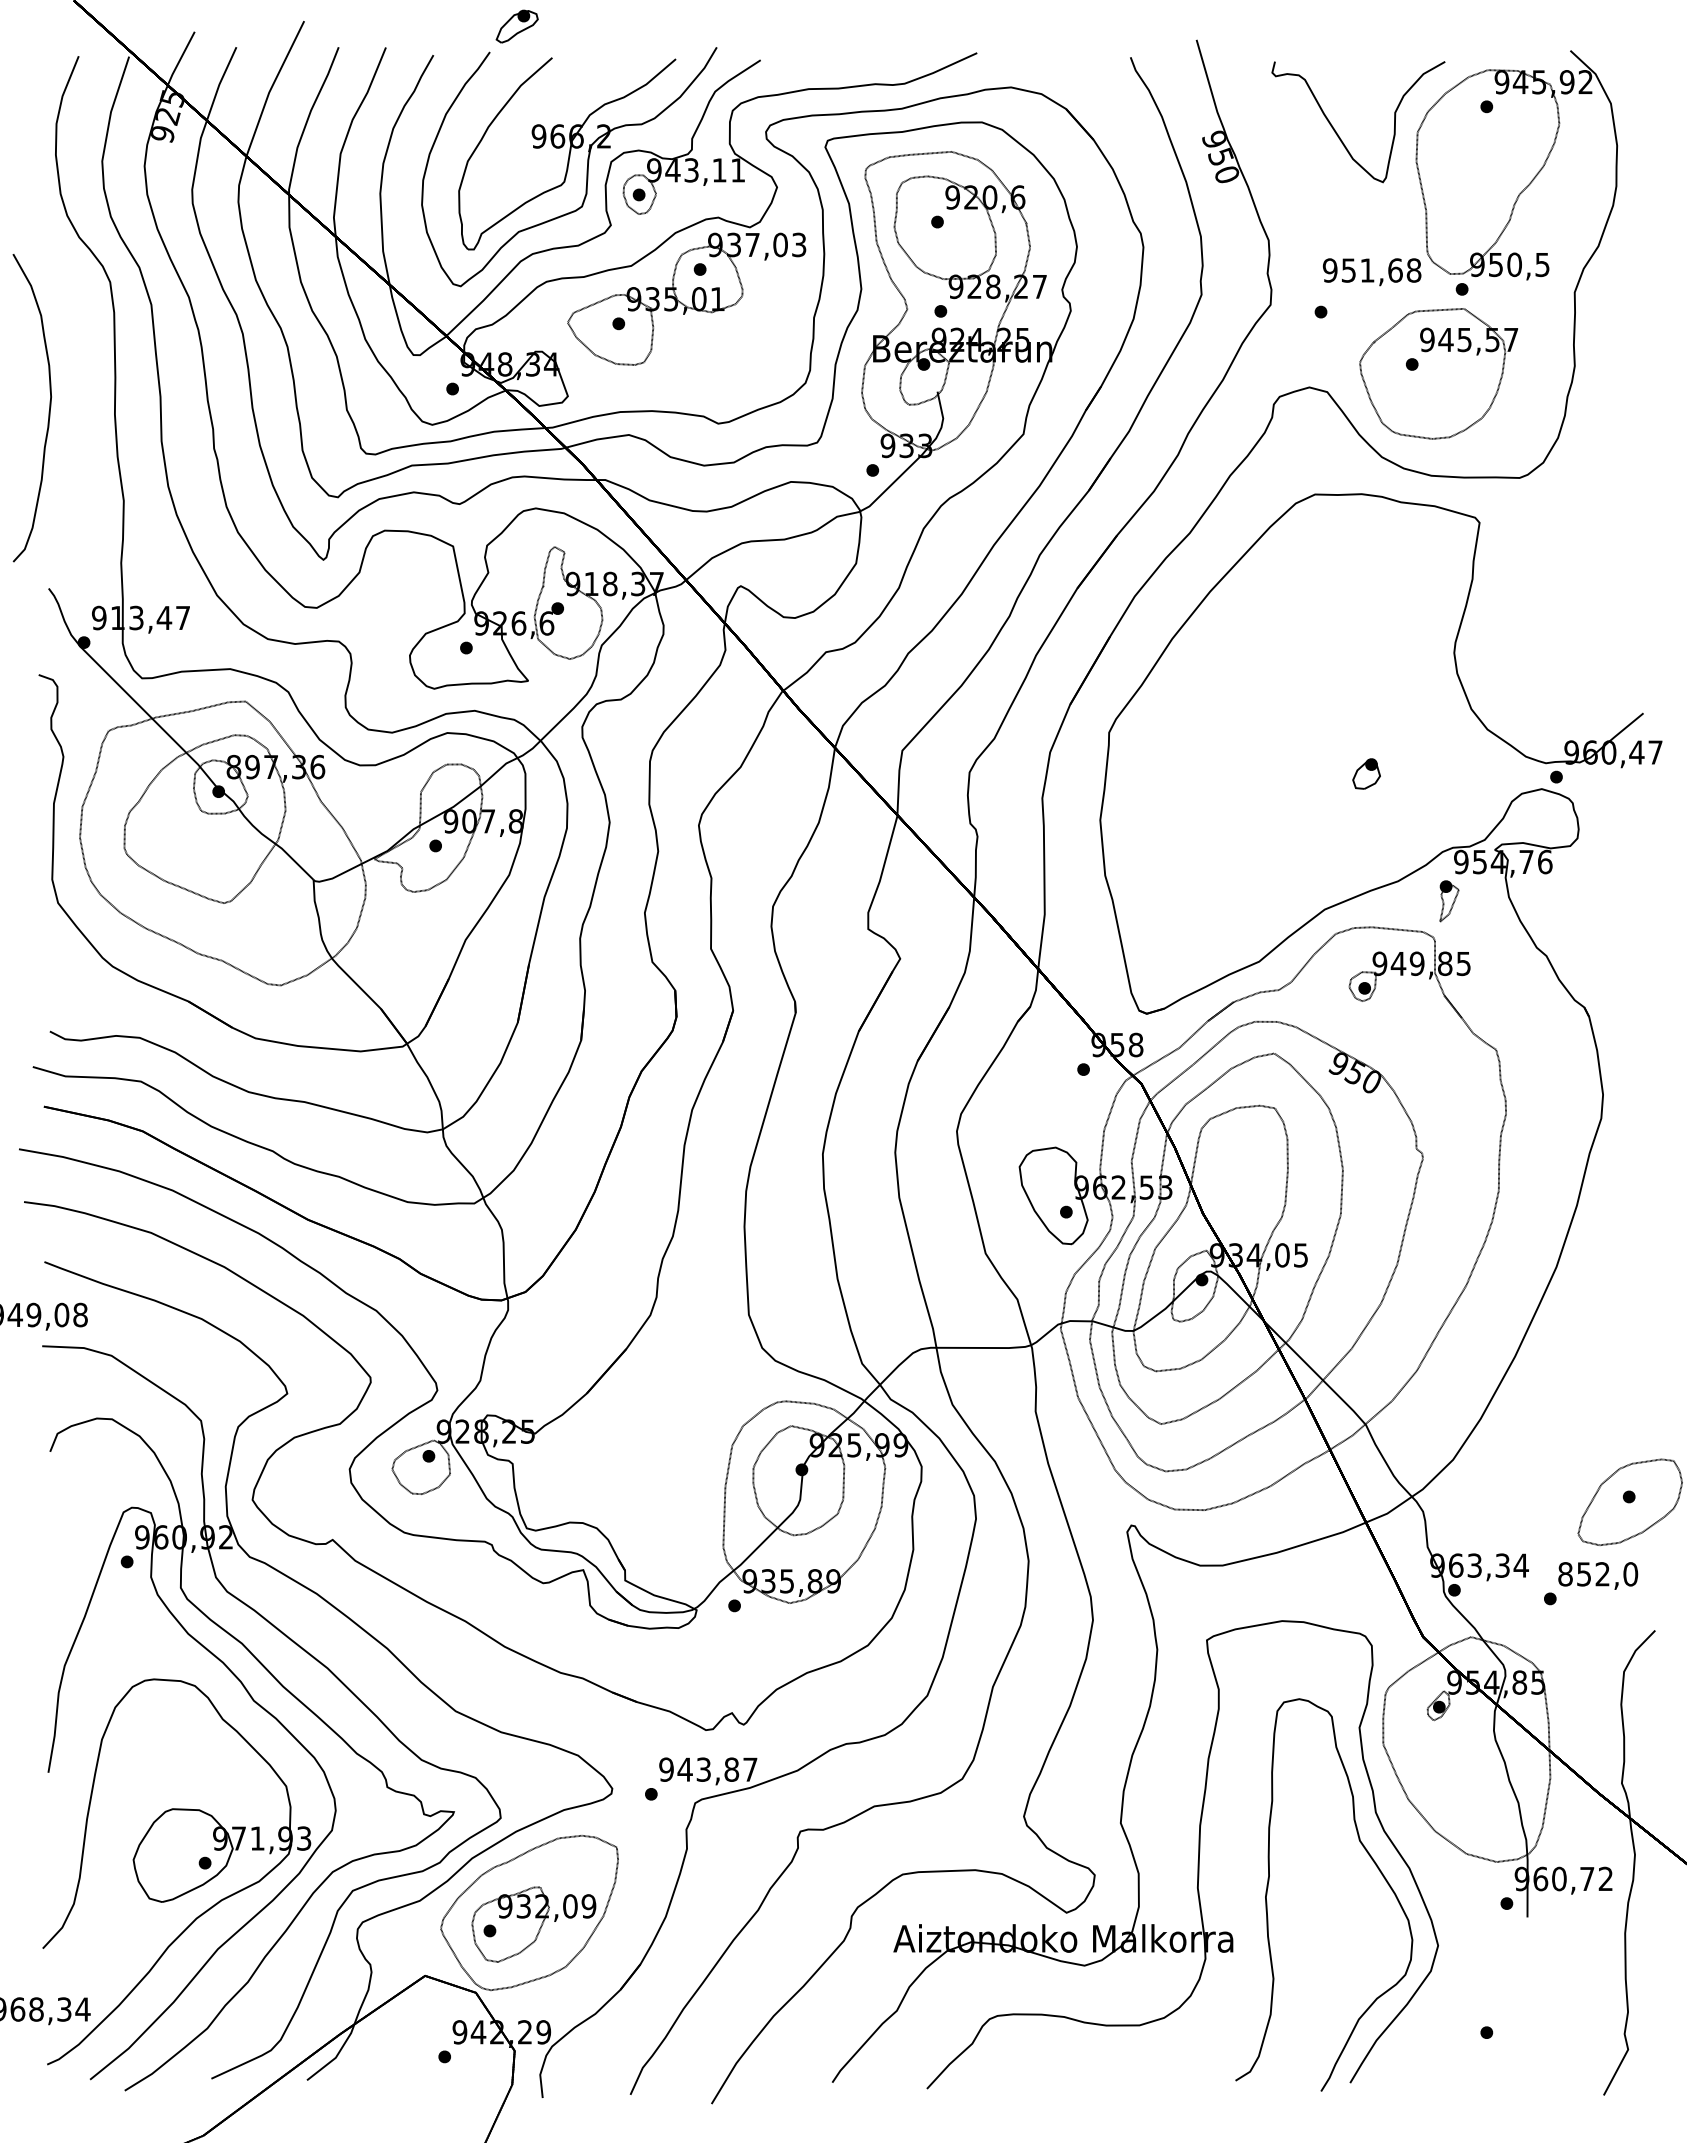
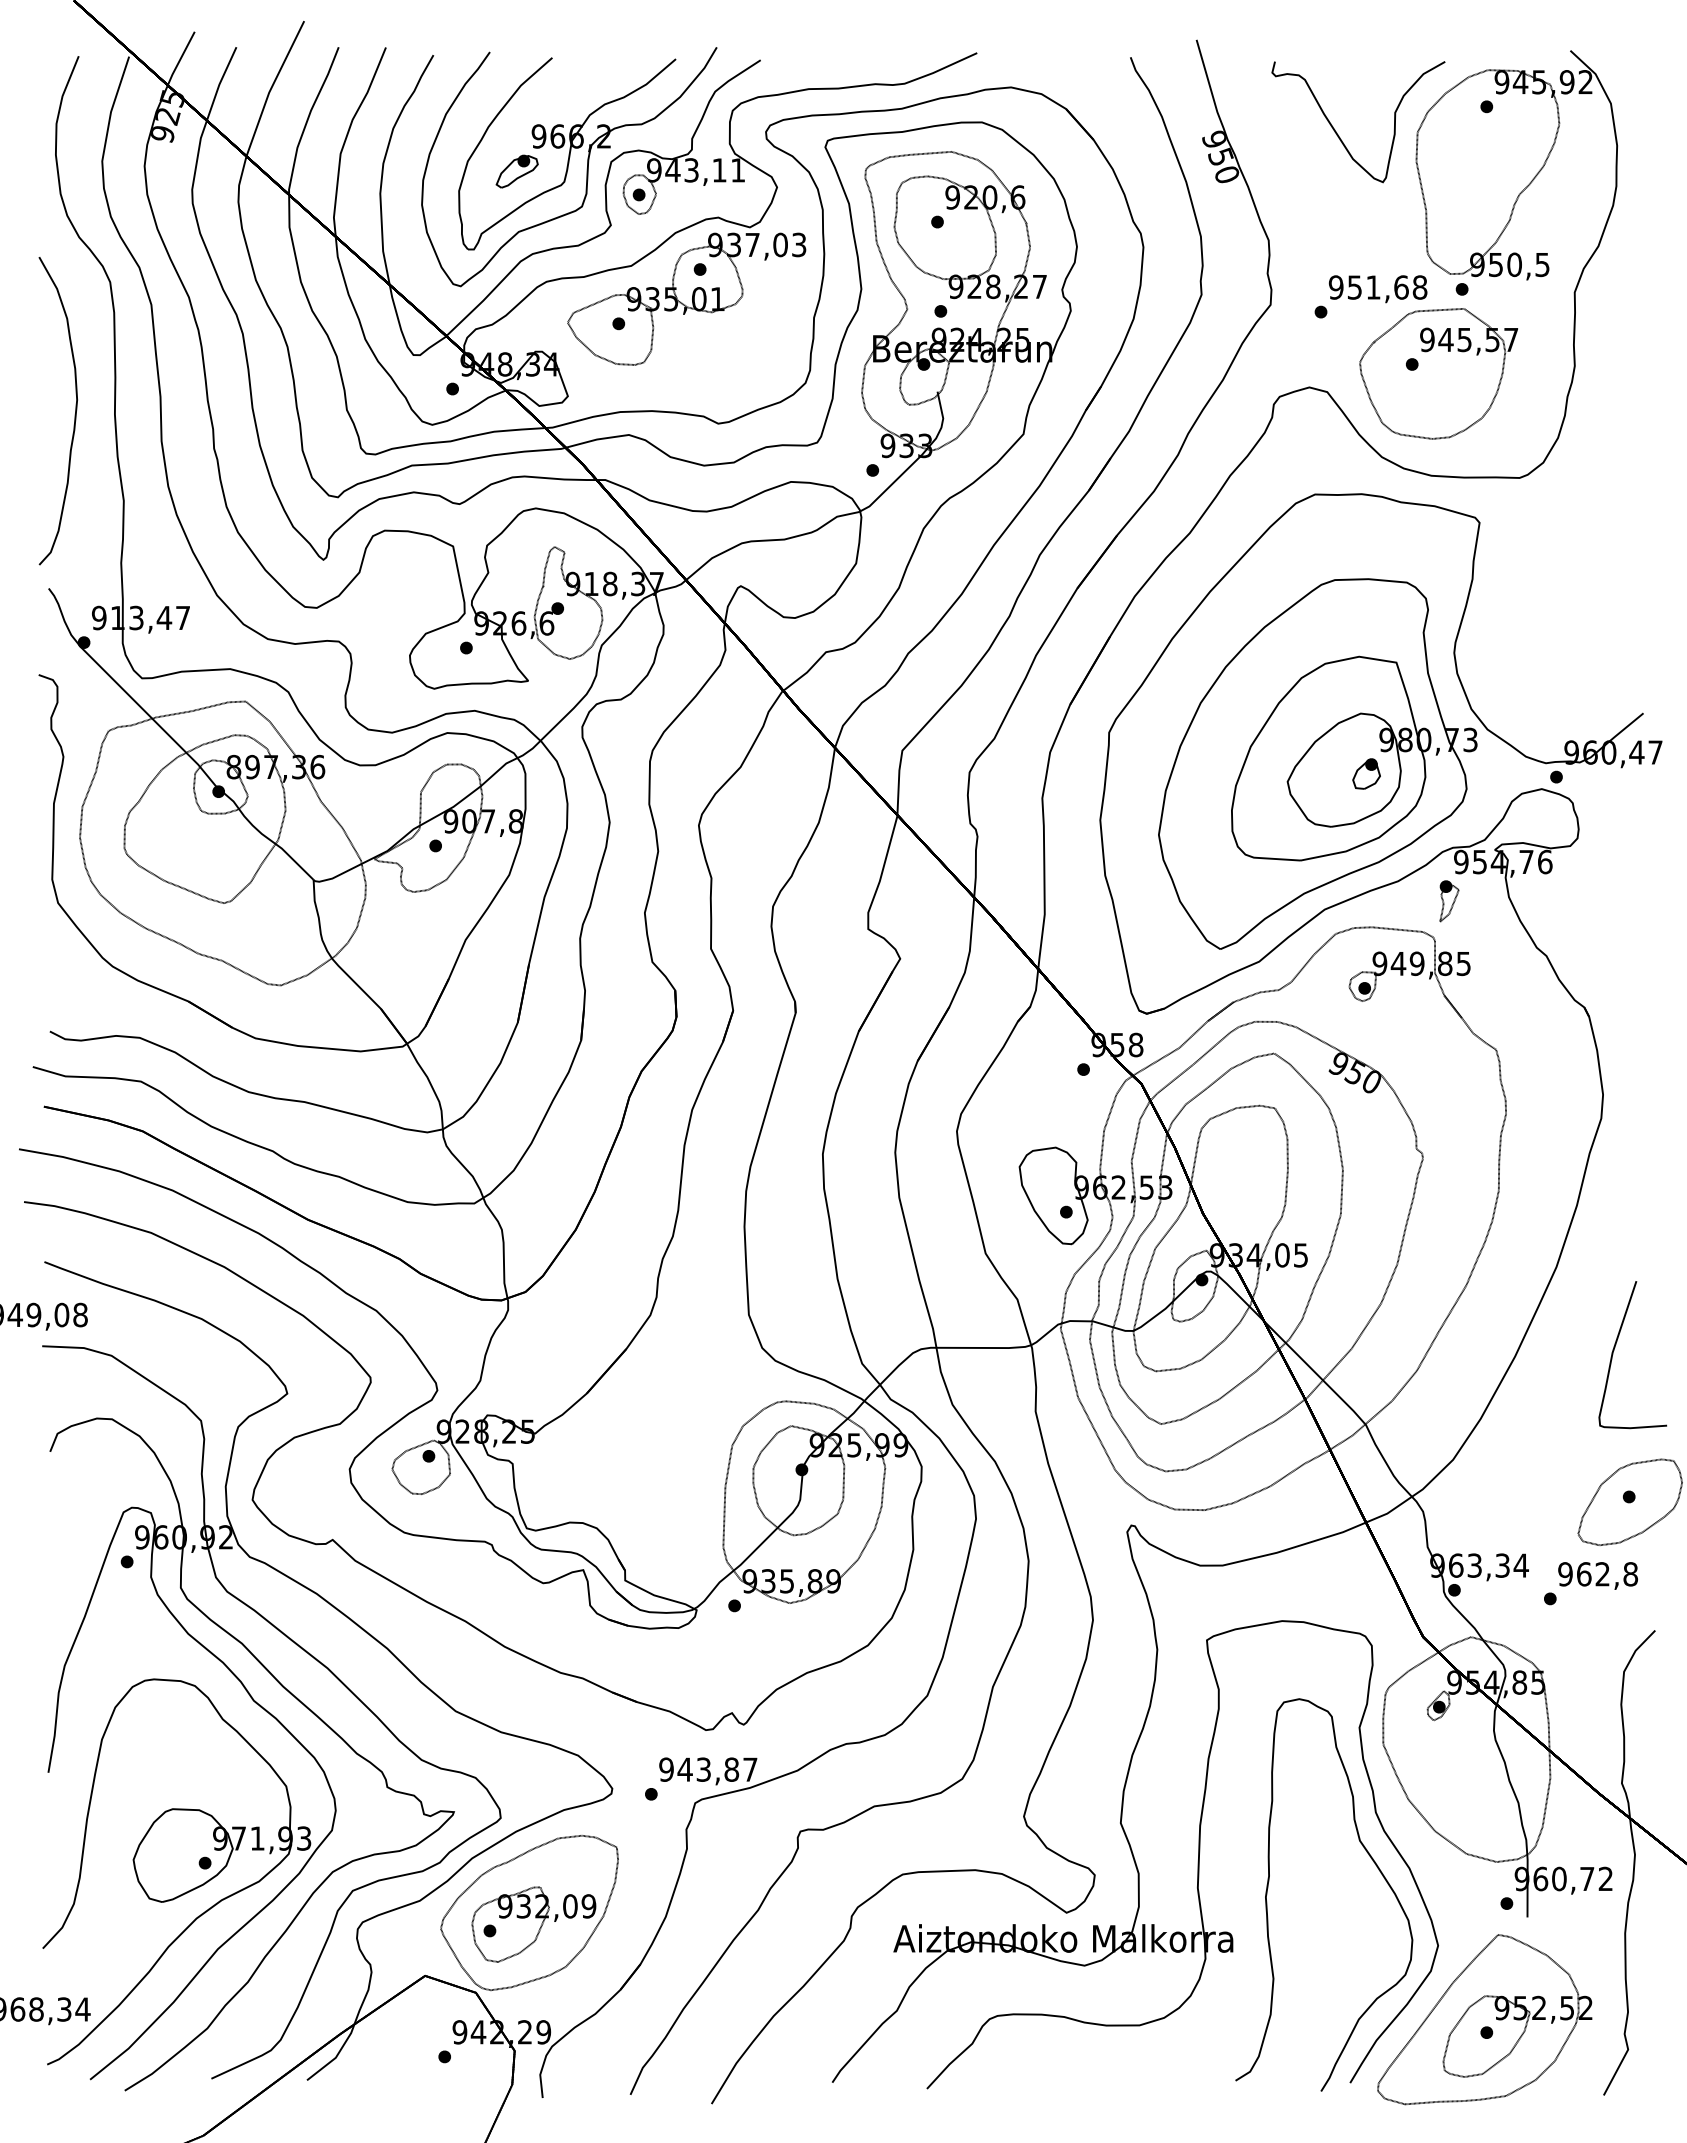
part position: (516, 26) -> (516, 171) (516, 171)
text position: (1371, 272) -> (1377, 289) (1377, 289)
part position: (48, 411) -> (74, 414) (74, 414)
part: none -> present (1317, 763)
curve: none -> present (1614, 1350)
text: 852,0 -> 962,8 (1598, 1574)
part: none -> present (1484, 2019)
